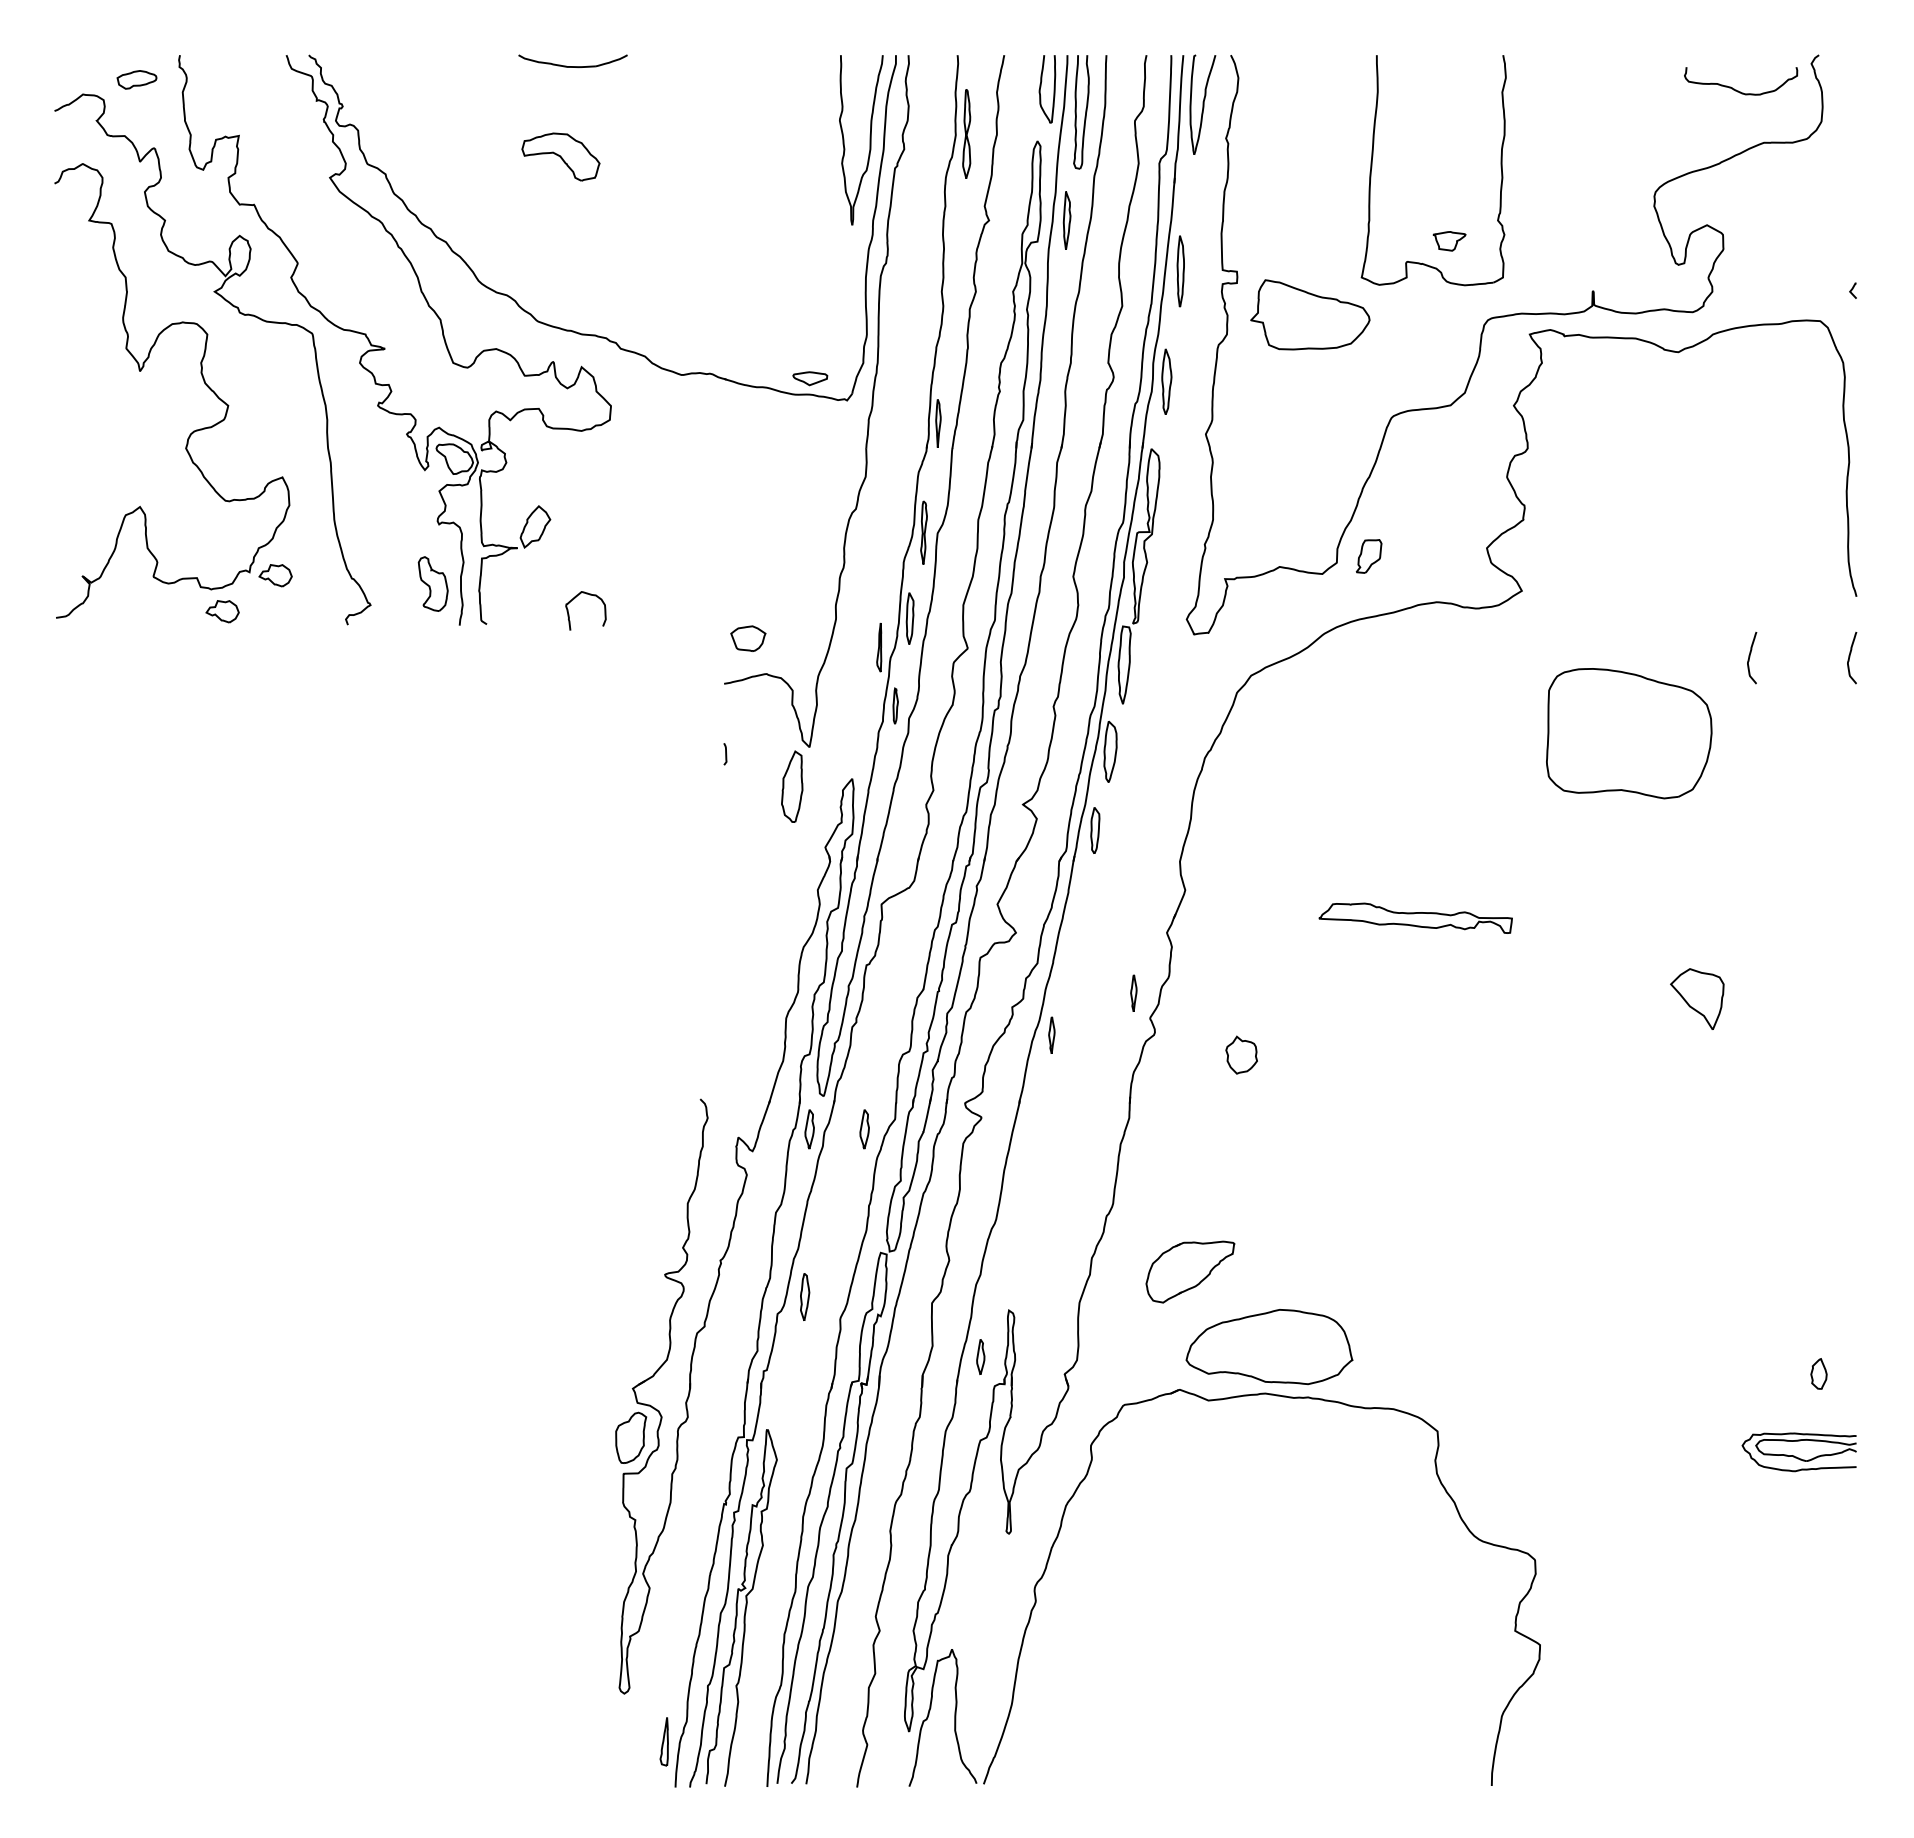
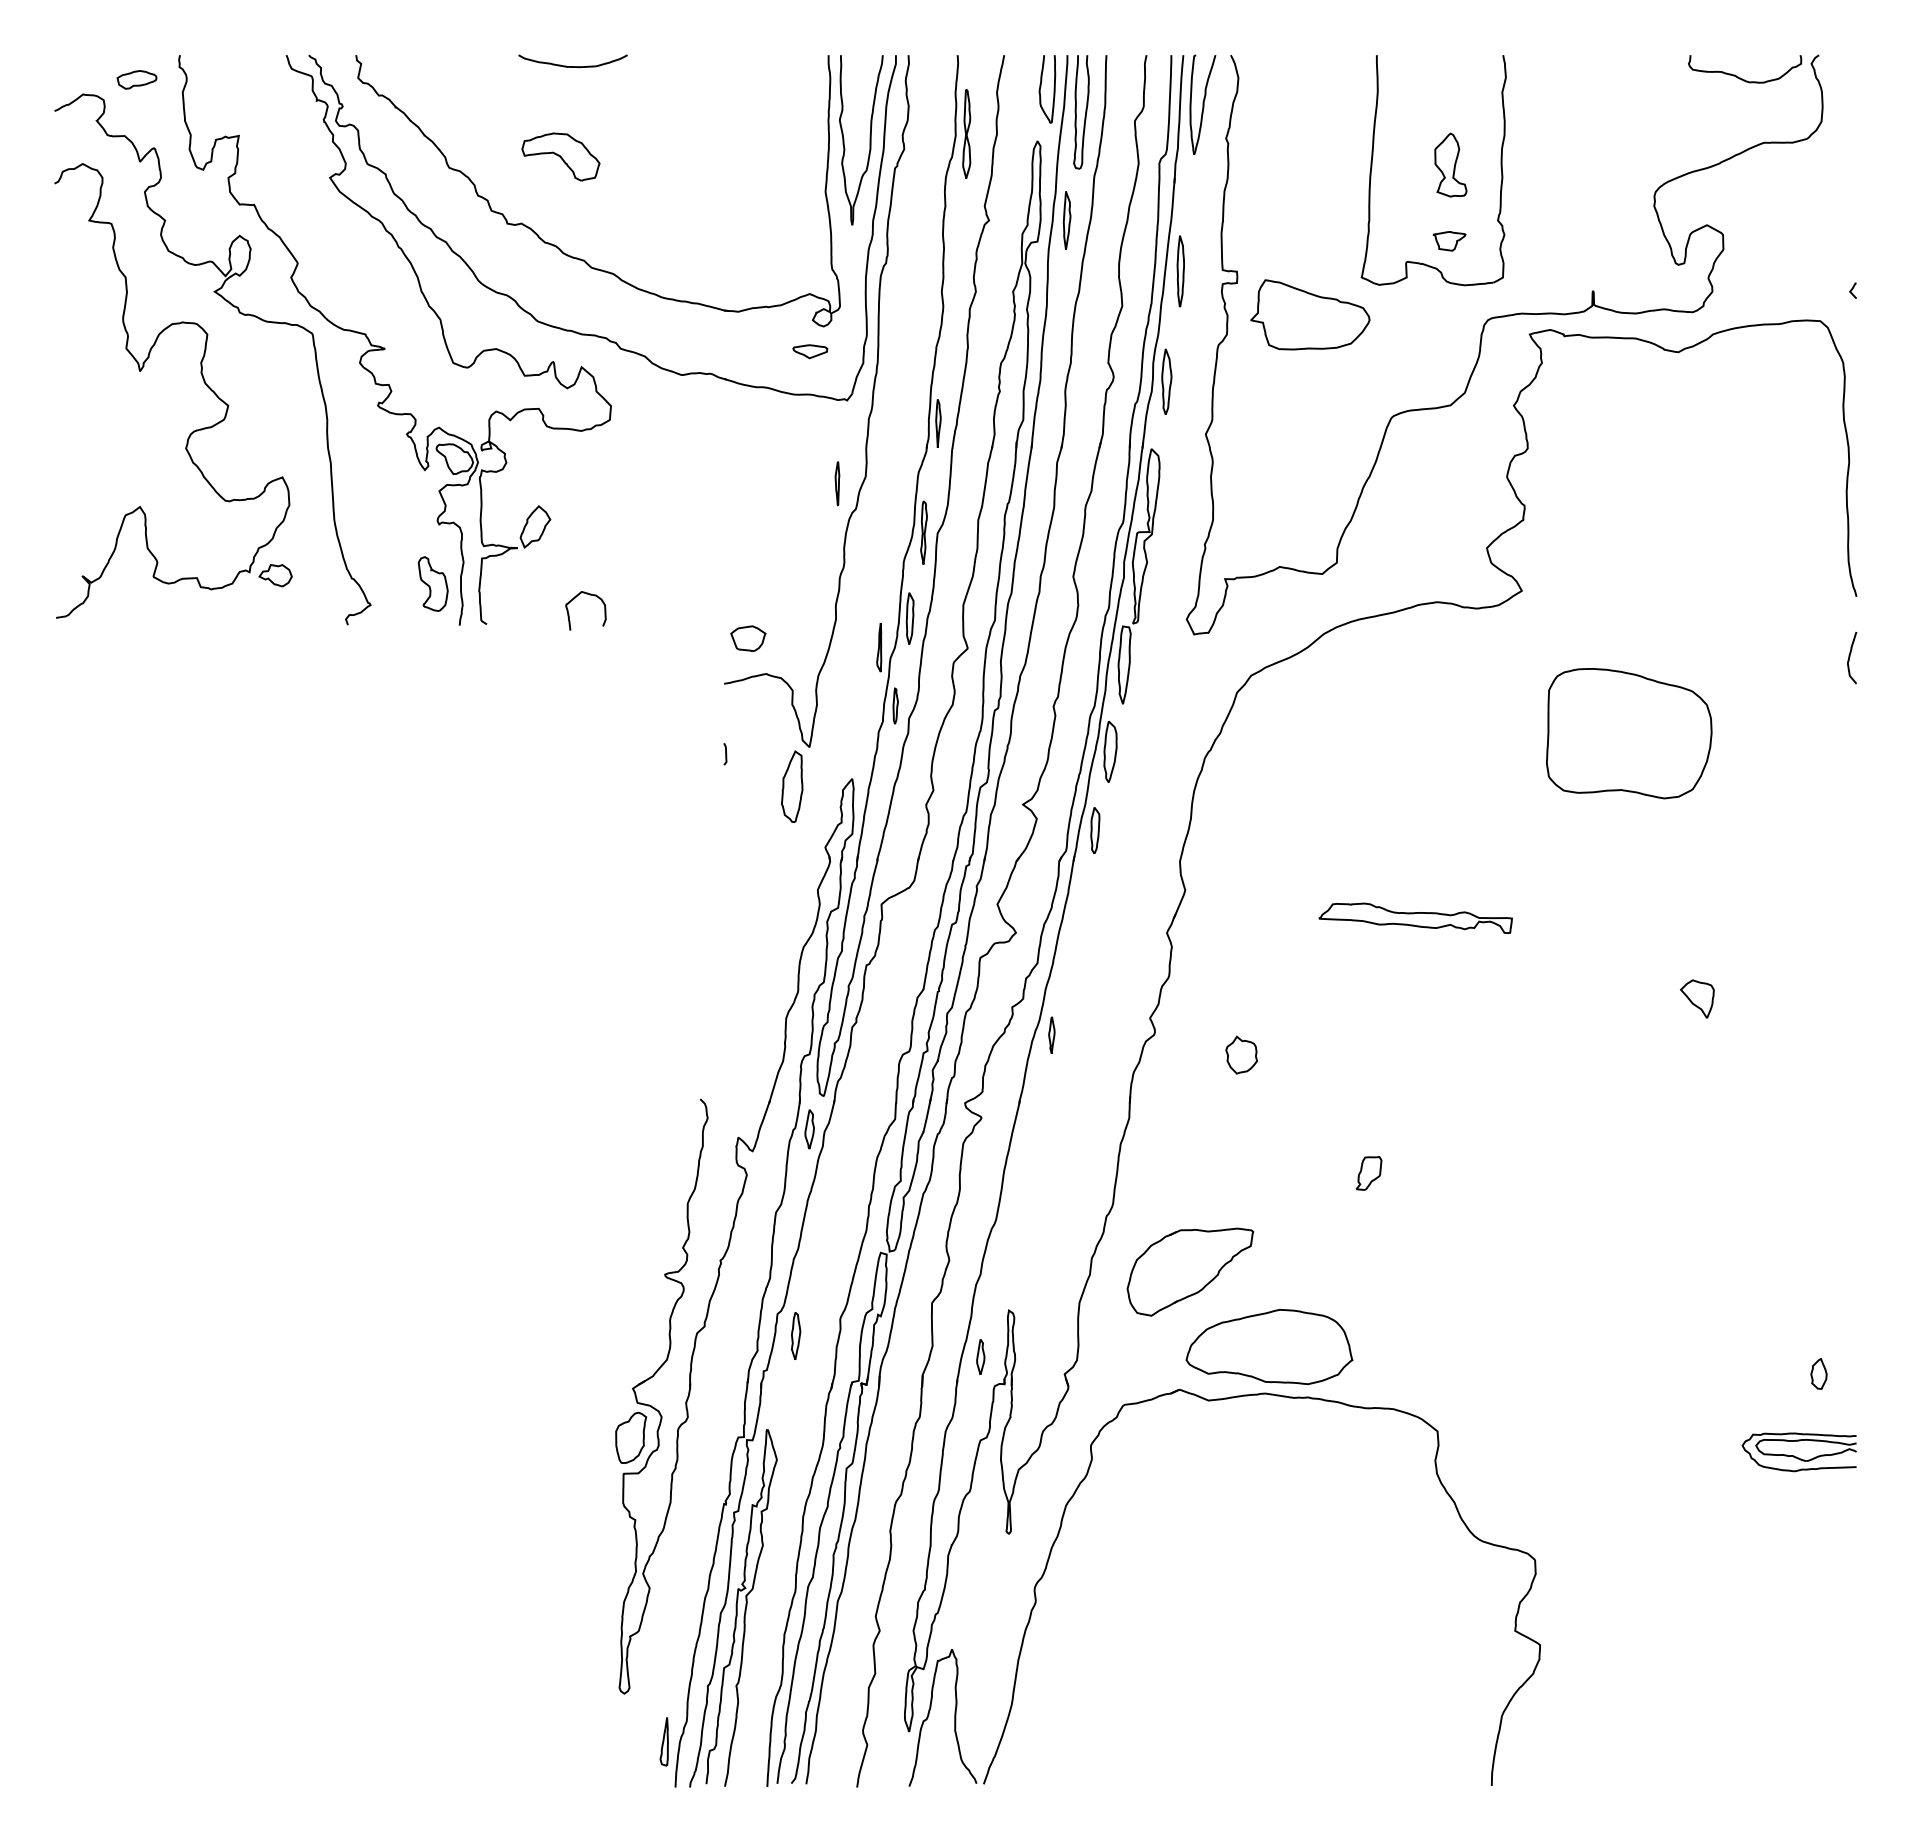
curve position: (1736, 89) -> (1740, 77) (1740, 77)
part: none -> present (1450, 164)
part: none -> present (559, 247)
part position: (810, 378) -> (810, 351) (810, 351)
part: none -> present (837, 483)
part position: (1368, 556) -> (1368, 1173) (1368, 1173)
part: present -> none (222, 611)
curve: present -> none (1750, 657)
part: present -> none (1133, 992)
part size: 55x62 px -> 35x40 px (1697, 998)
part: present -> none (864, 1129)
part size: 91x64 px -> 129x90 px (1190, 1271)
part position: (805, 1296) -> (796, 1335) (796, 1335)
